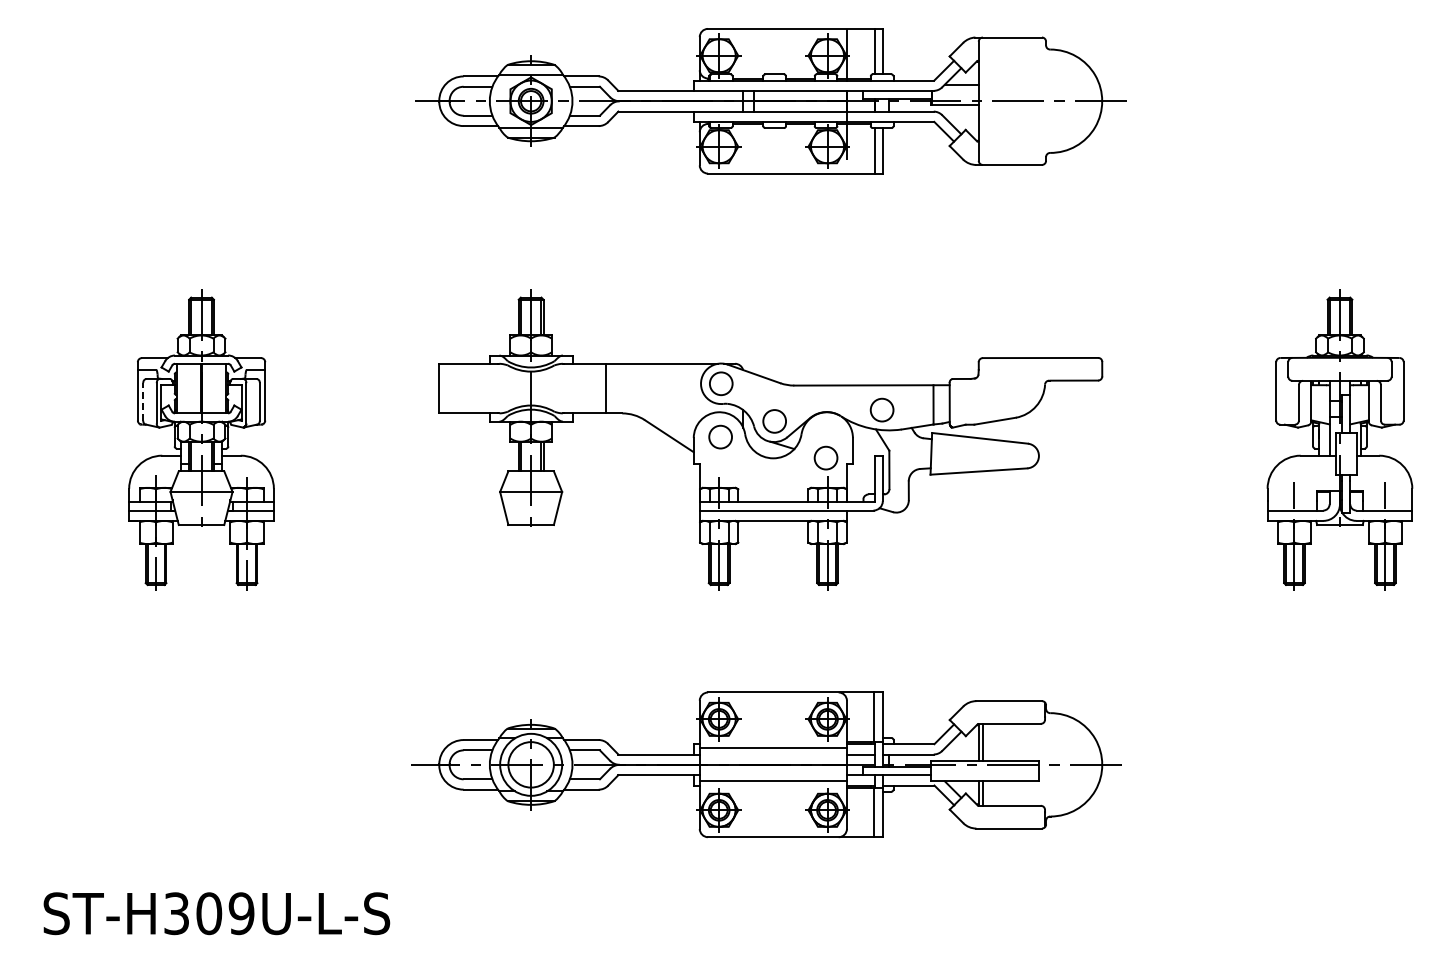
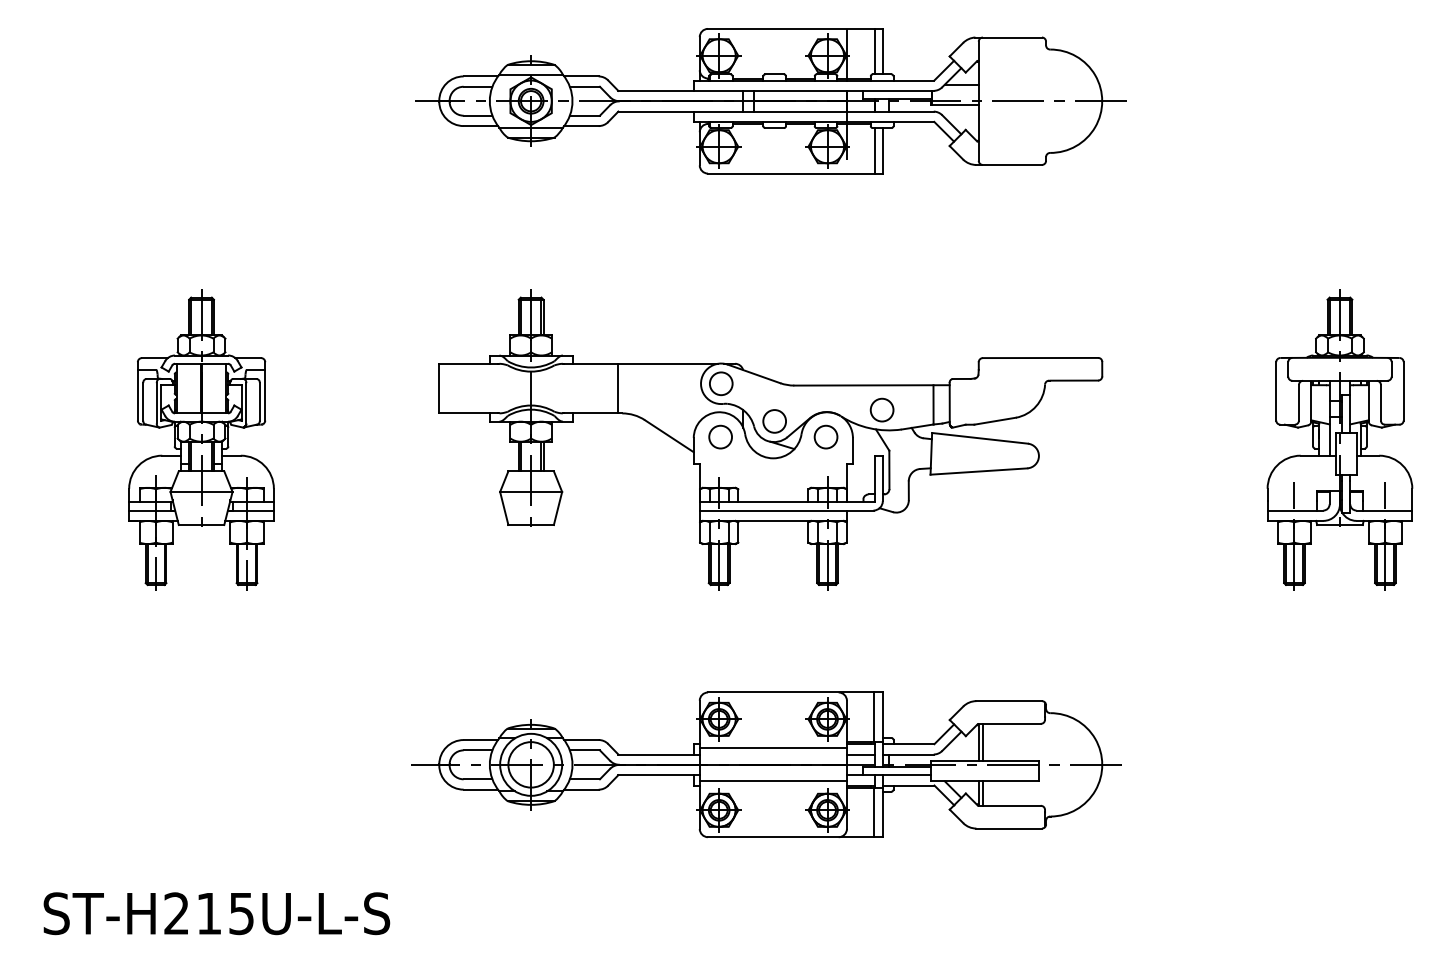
line position: (606, 388) -> (618, 388) (618, 388)
line: dashed -> solid (143, 401)
circle position: (825, 457) -> (825, 436) (825, 436)
text: ST-H309U-L-S -> ST-H215U-L-S (209, 913)
